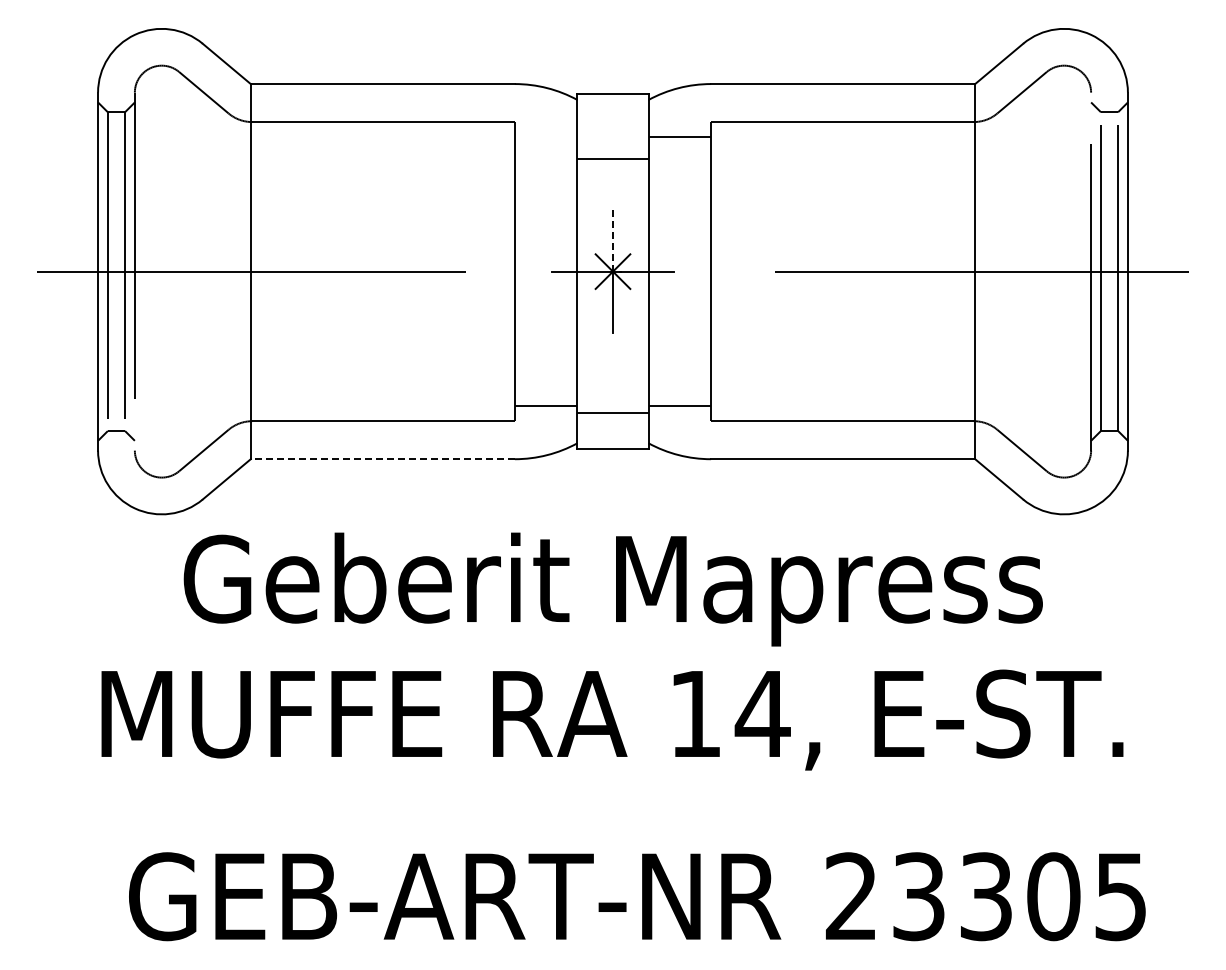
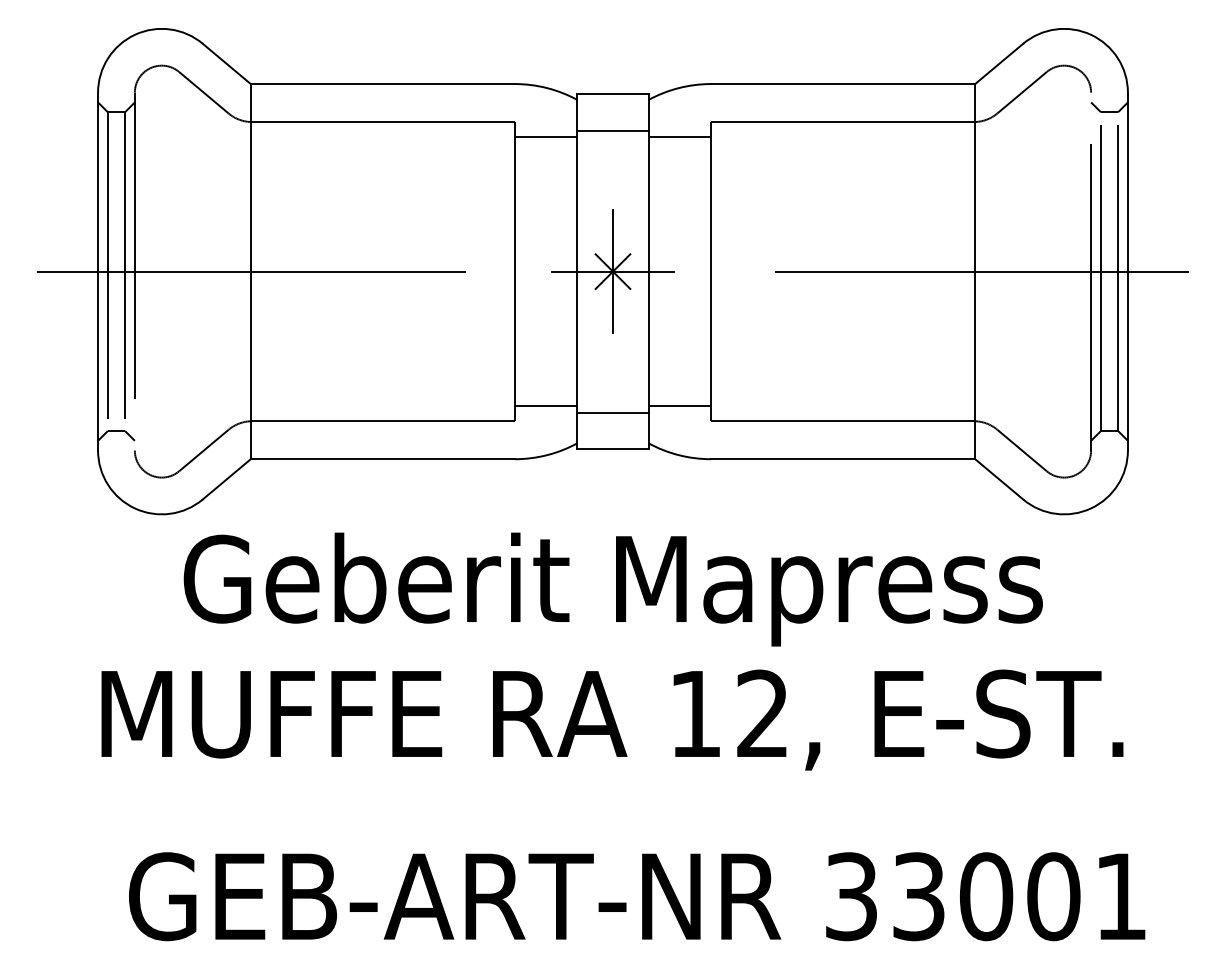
line: none -> present (545, 136)
line position: (612, 158) -> (612, 130) (612, 130)
line: dashed -> solid (613, 240)
line: dashed -> solid (382, 459)
text: 14, -> 12, (762, 712)
text: 23305 -> 33001 (985, 896)
